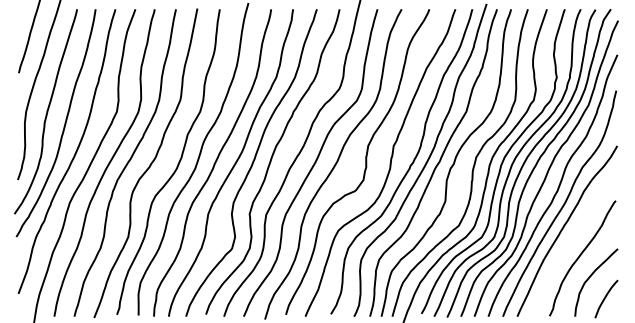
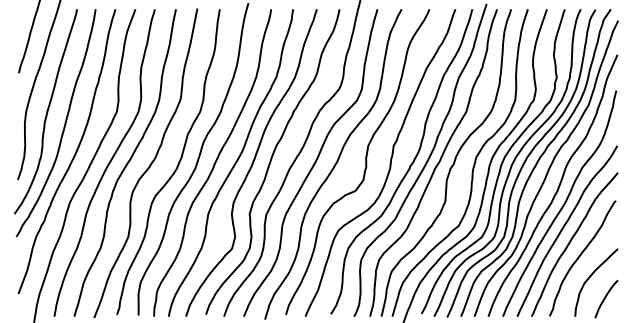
curve: none -> present (570, 243)
